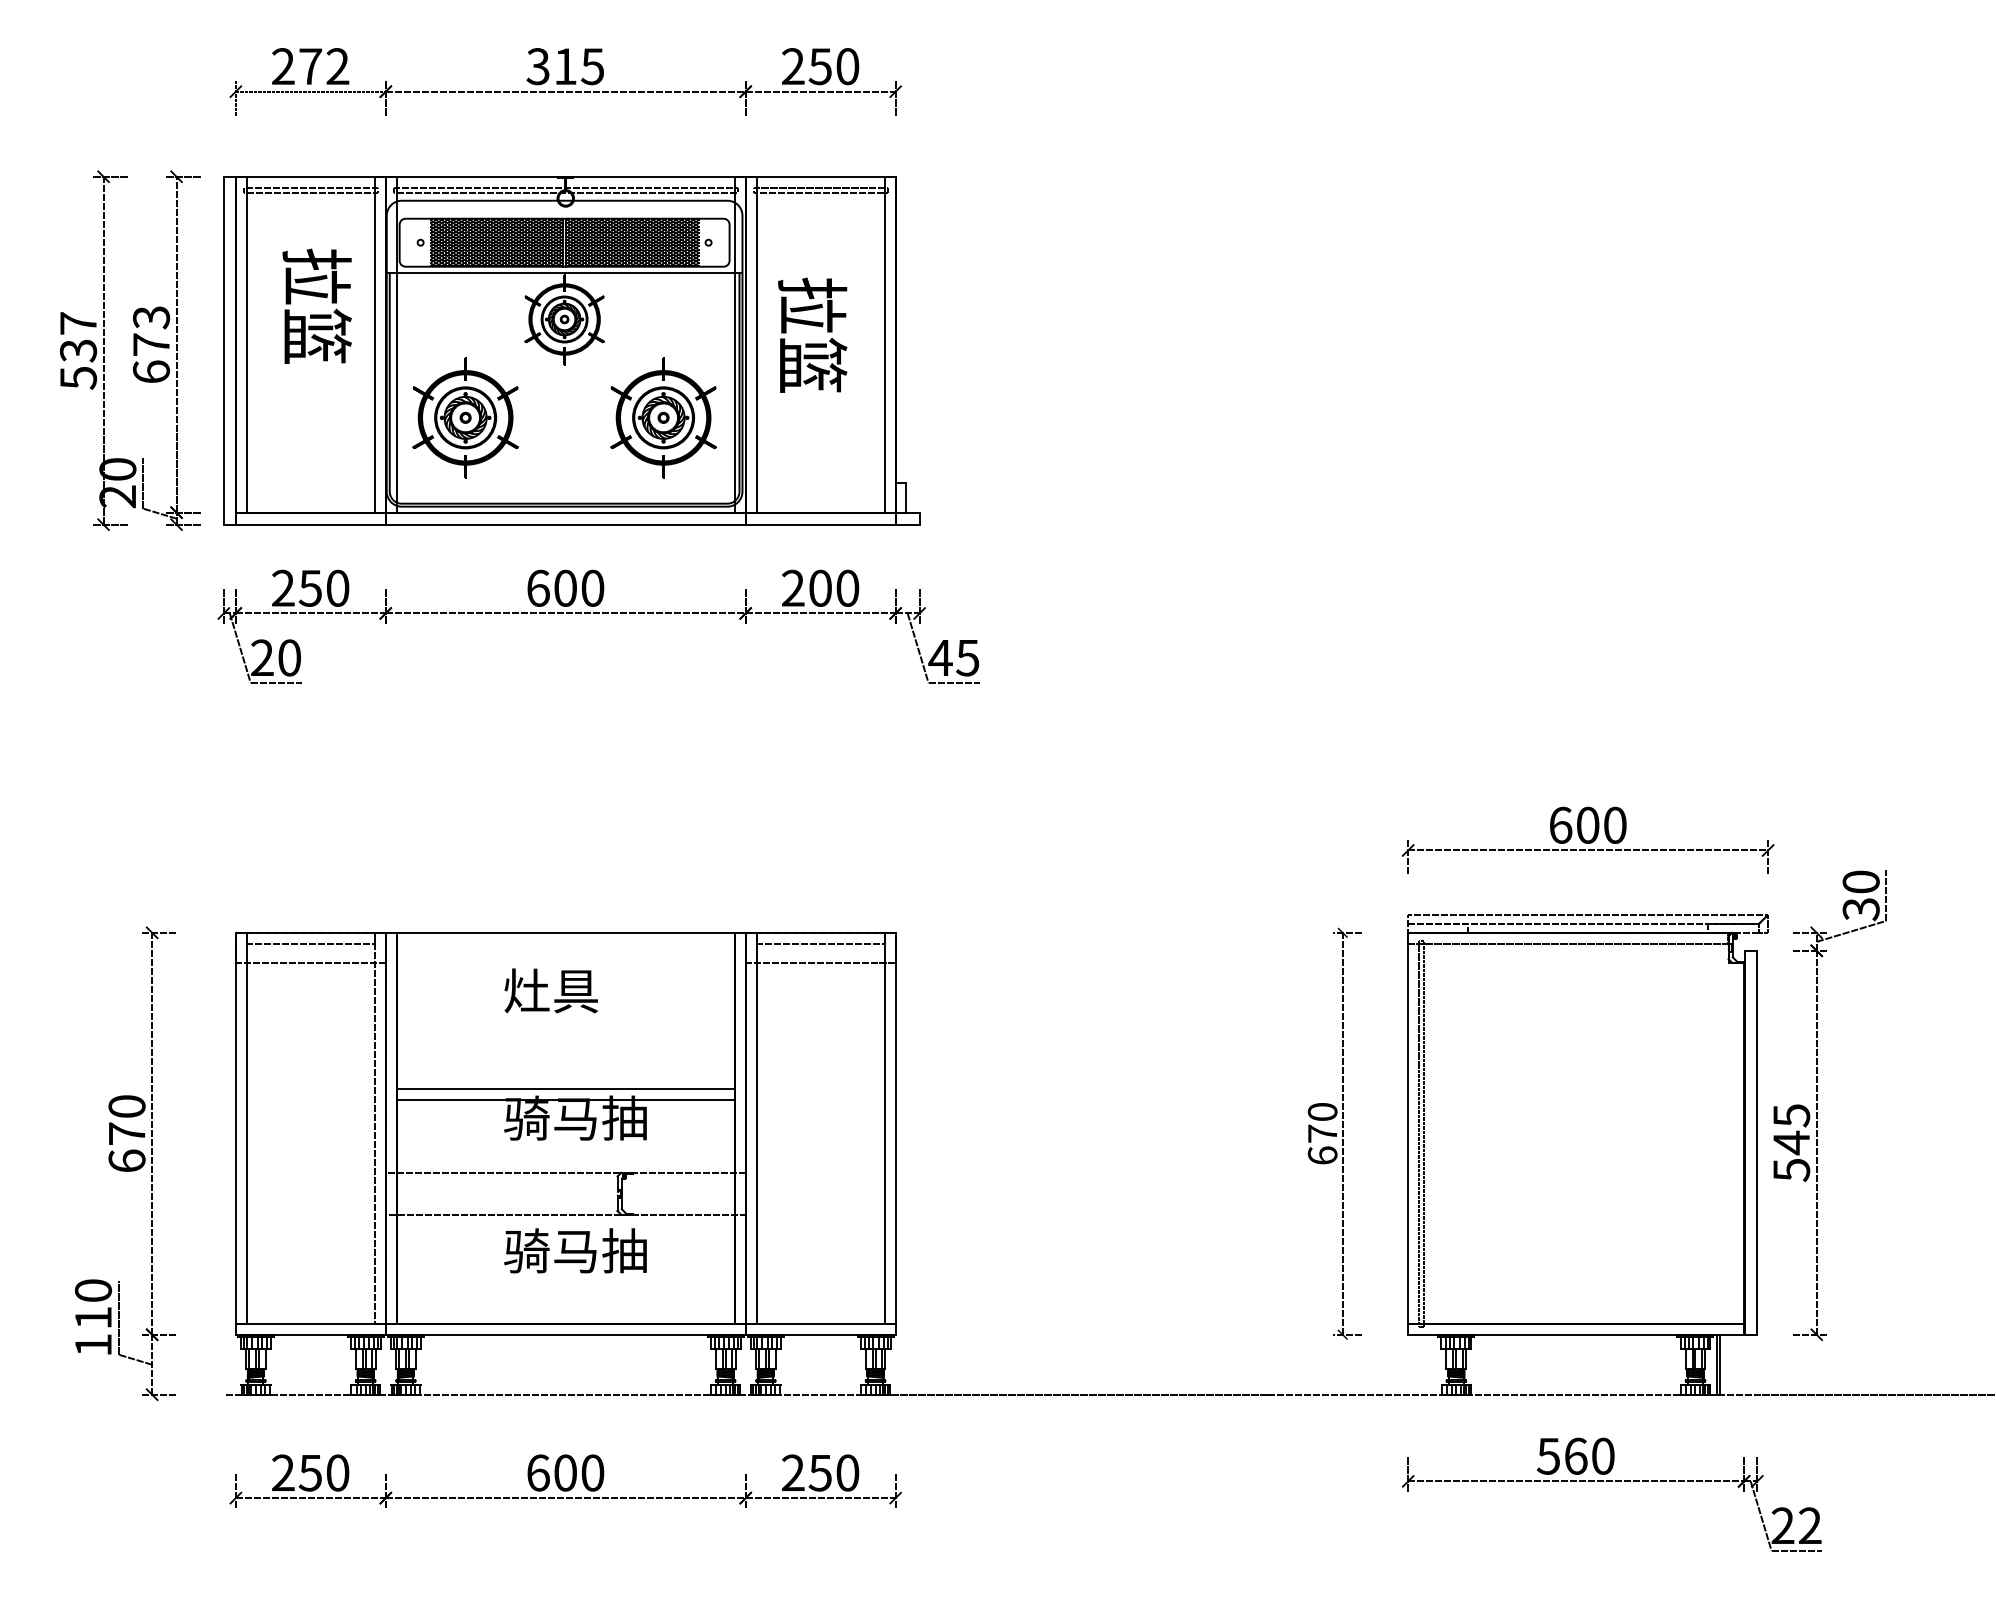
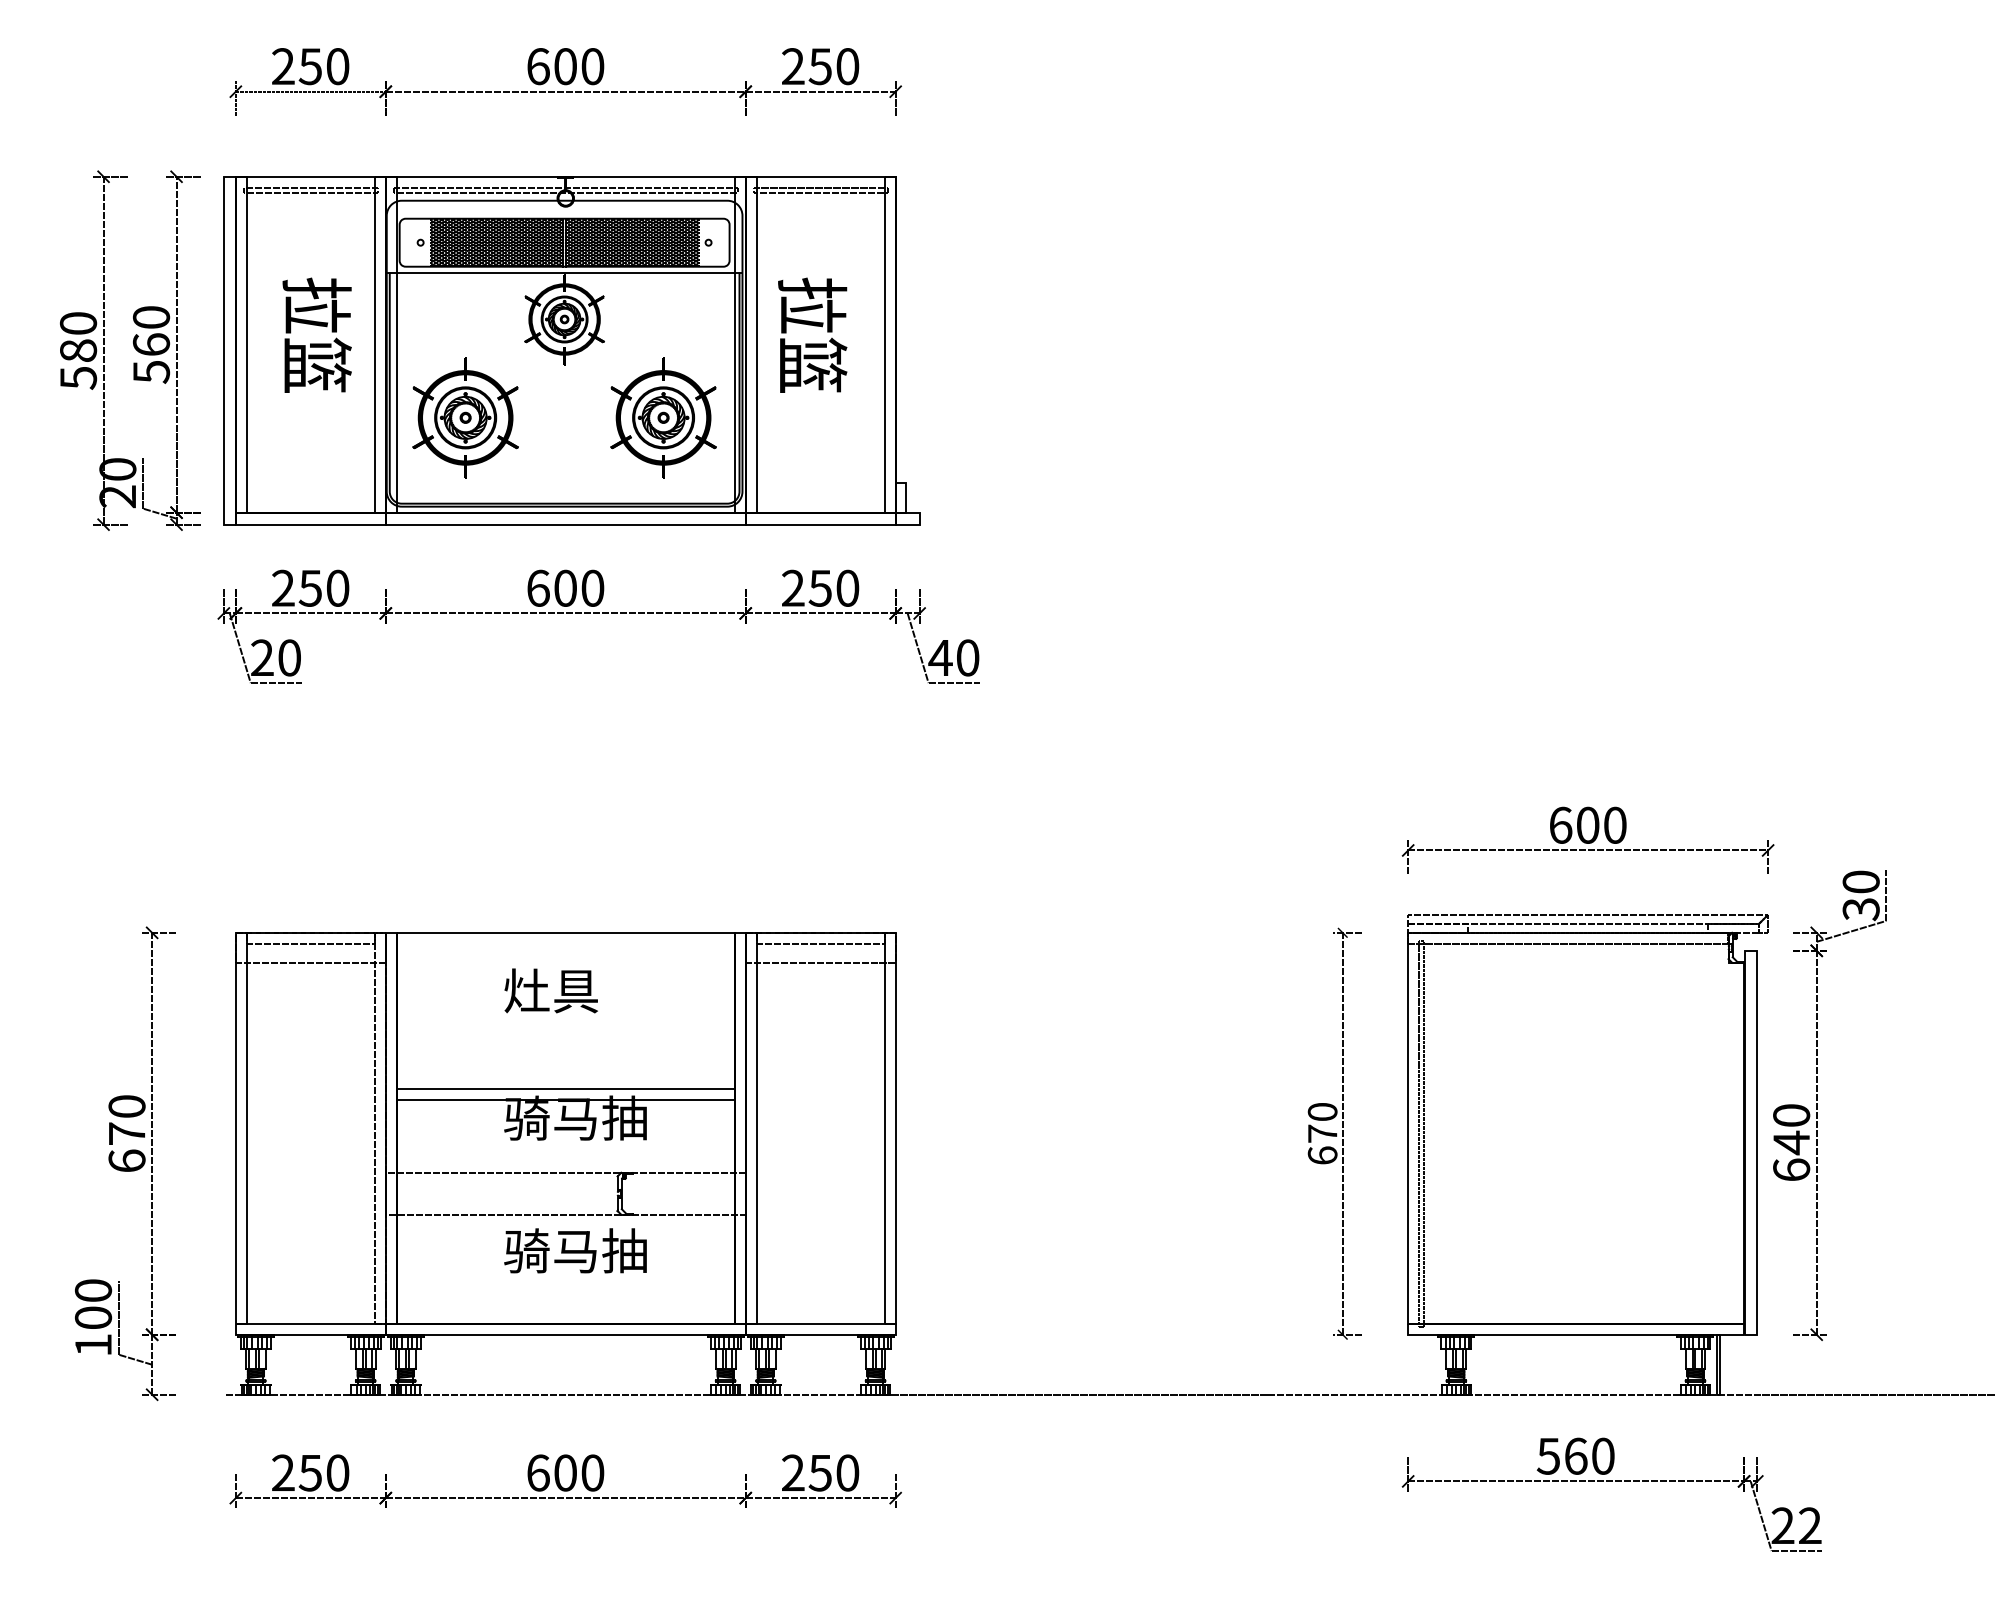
text: 272 -> 250 (323, 66)
text: 315 -> 600 (565, 66)
text position: (316, 305) -> (316, 334) (316, 334)
text: 537 -> 580 (78, 337)
text: 673 -> 560 (151, 344)
text: 200 -> 250 (819, 587)
text: 45 -> 40 (967, 657)
text: 545 -> 640 (1791, 1143)
text: 110 -> 100 (93, 1317)
